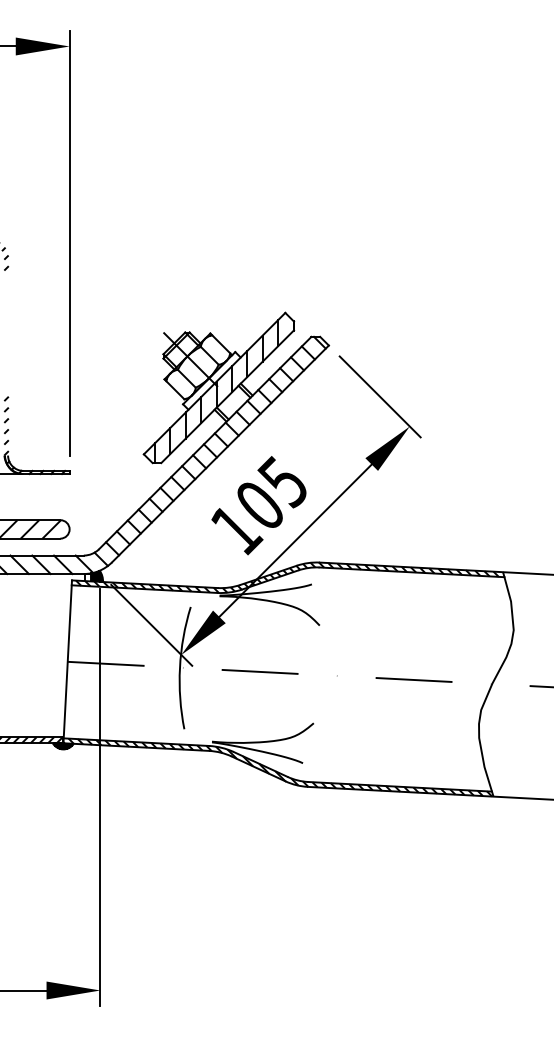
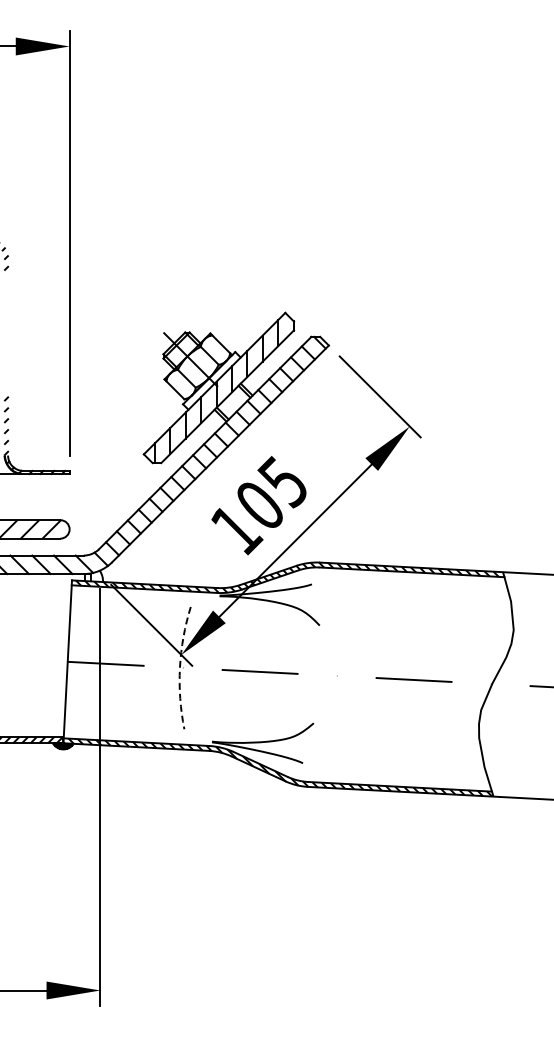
hatch: present -> none (95, 575)
arc: solid -> dashed (179, 667)
